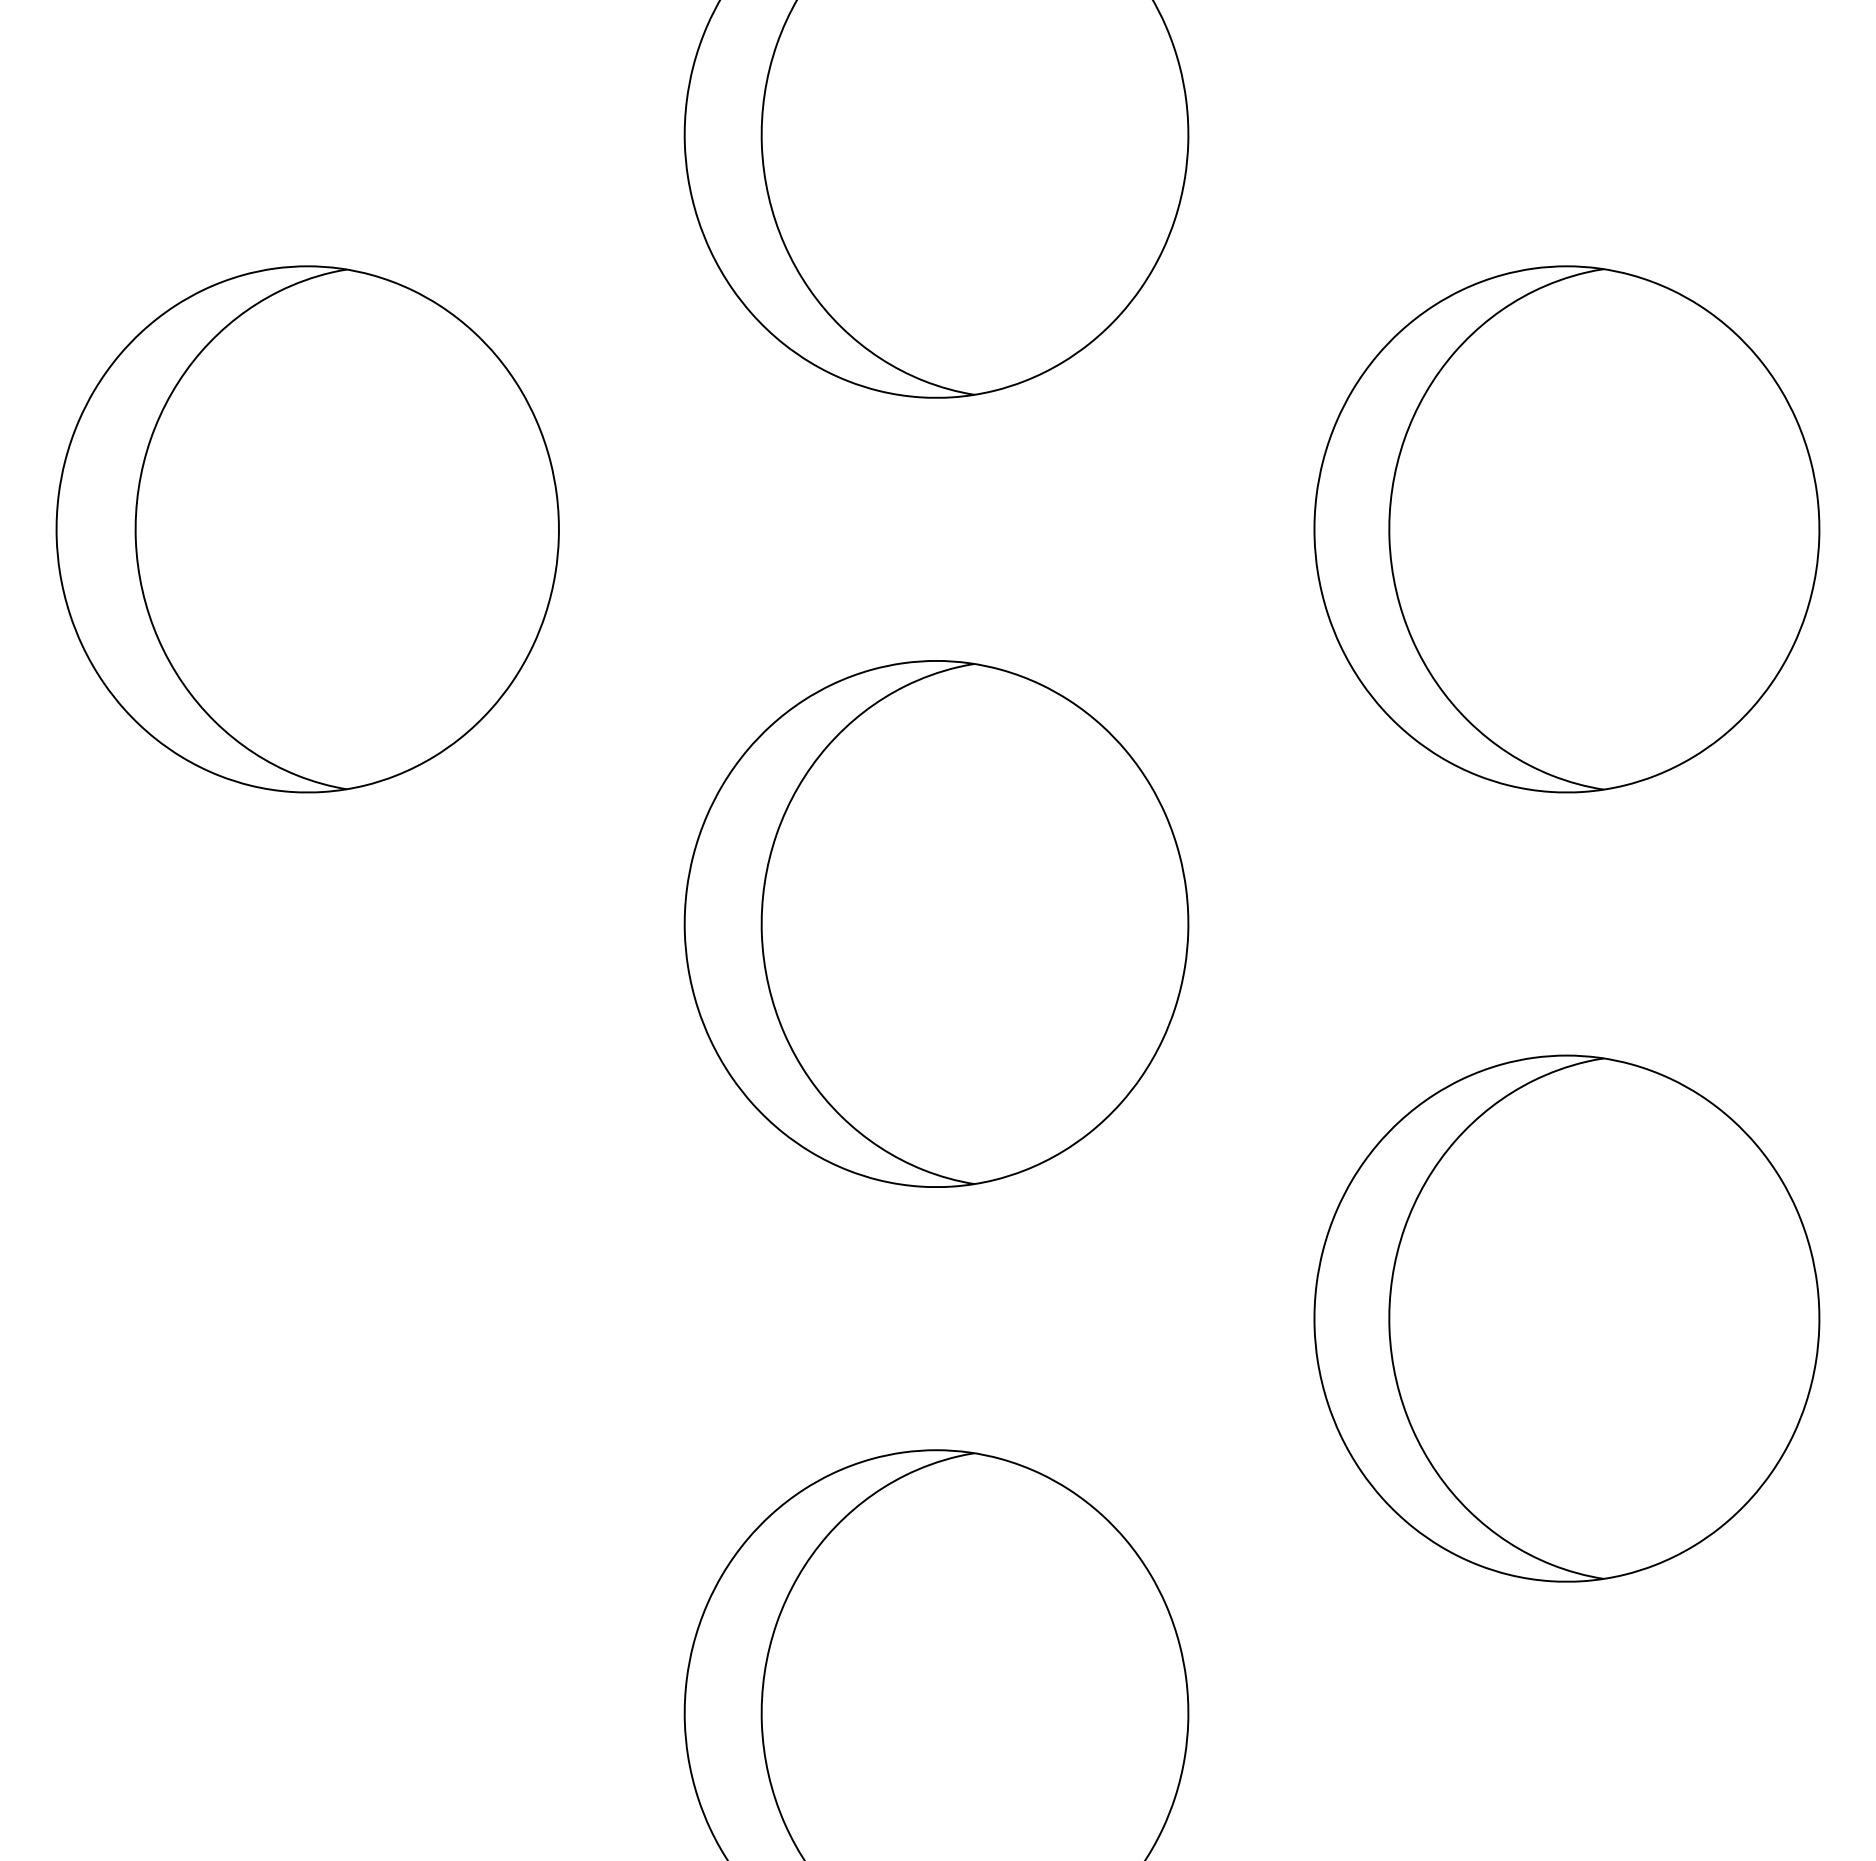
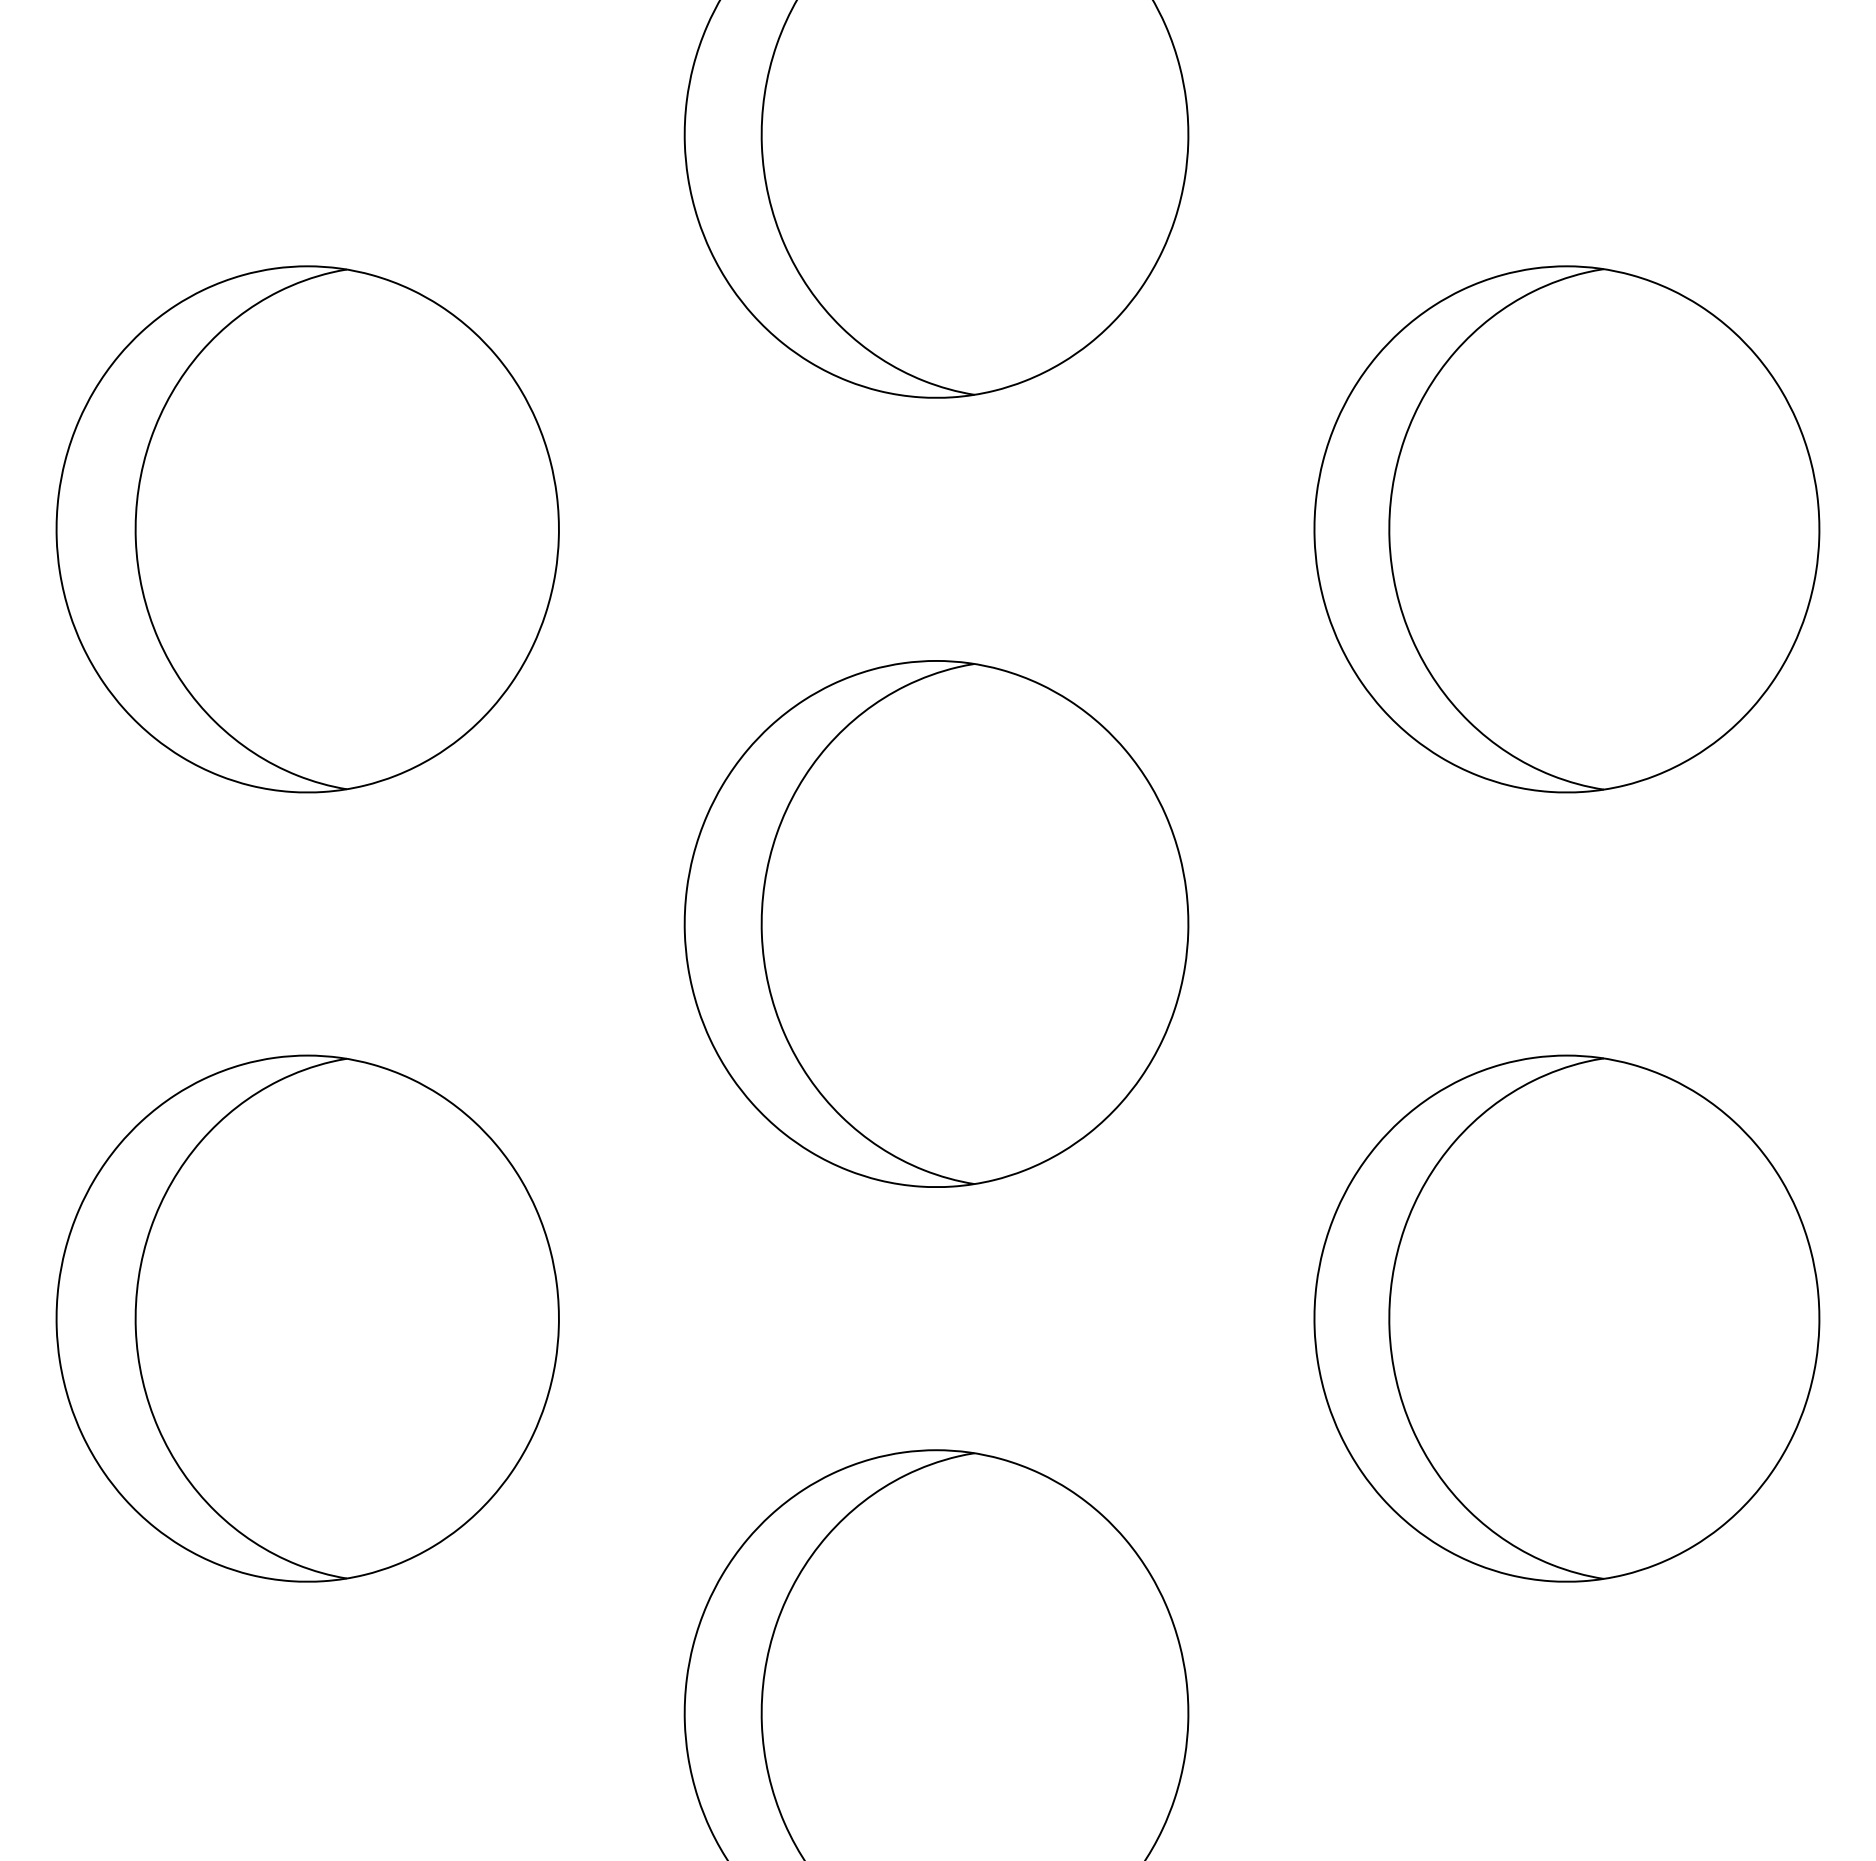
part: none -> present (307, 1318)
